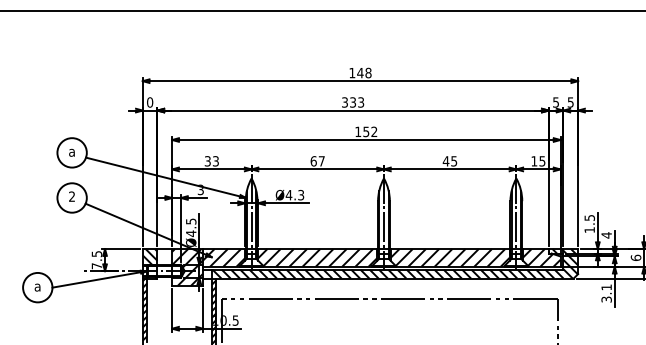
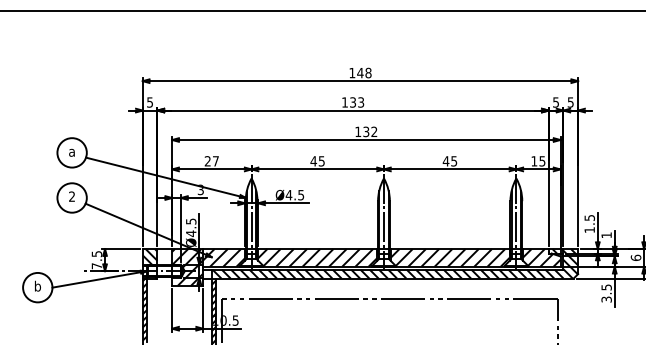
text: 0 -> 5 (150, 102)
text: 333 -> 133 (344, 102)
text: 152 -> 132 (366, 131)
text: 33 -> 27 (211, 161)
text: 67 -> 45 (317, 161)
text: Ø4.3 -> Ø4.5 (301, 194)
text: 4 -> 1 (606, 235)
text: a -> b (37, 285)
text: 3.1 -> 3.5 (606, 287)
